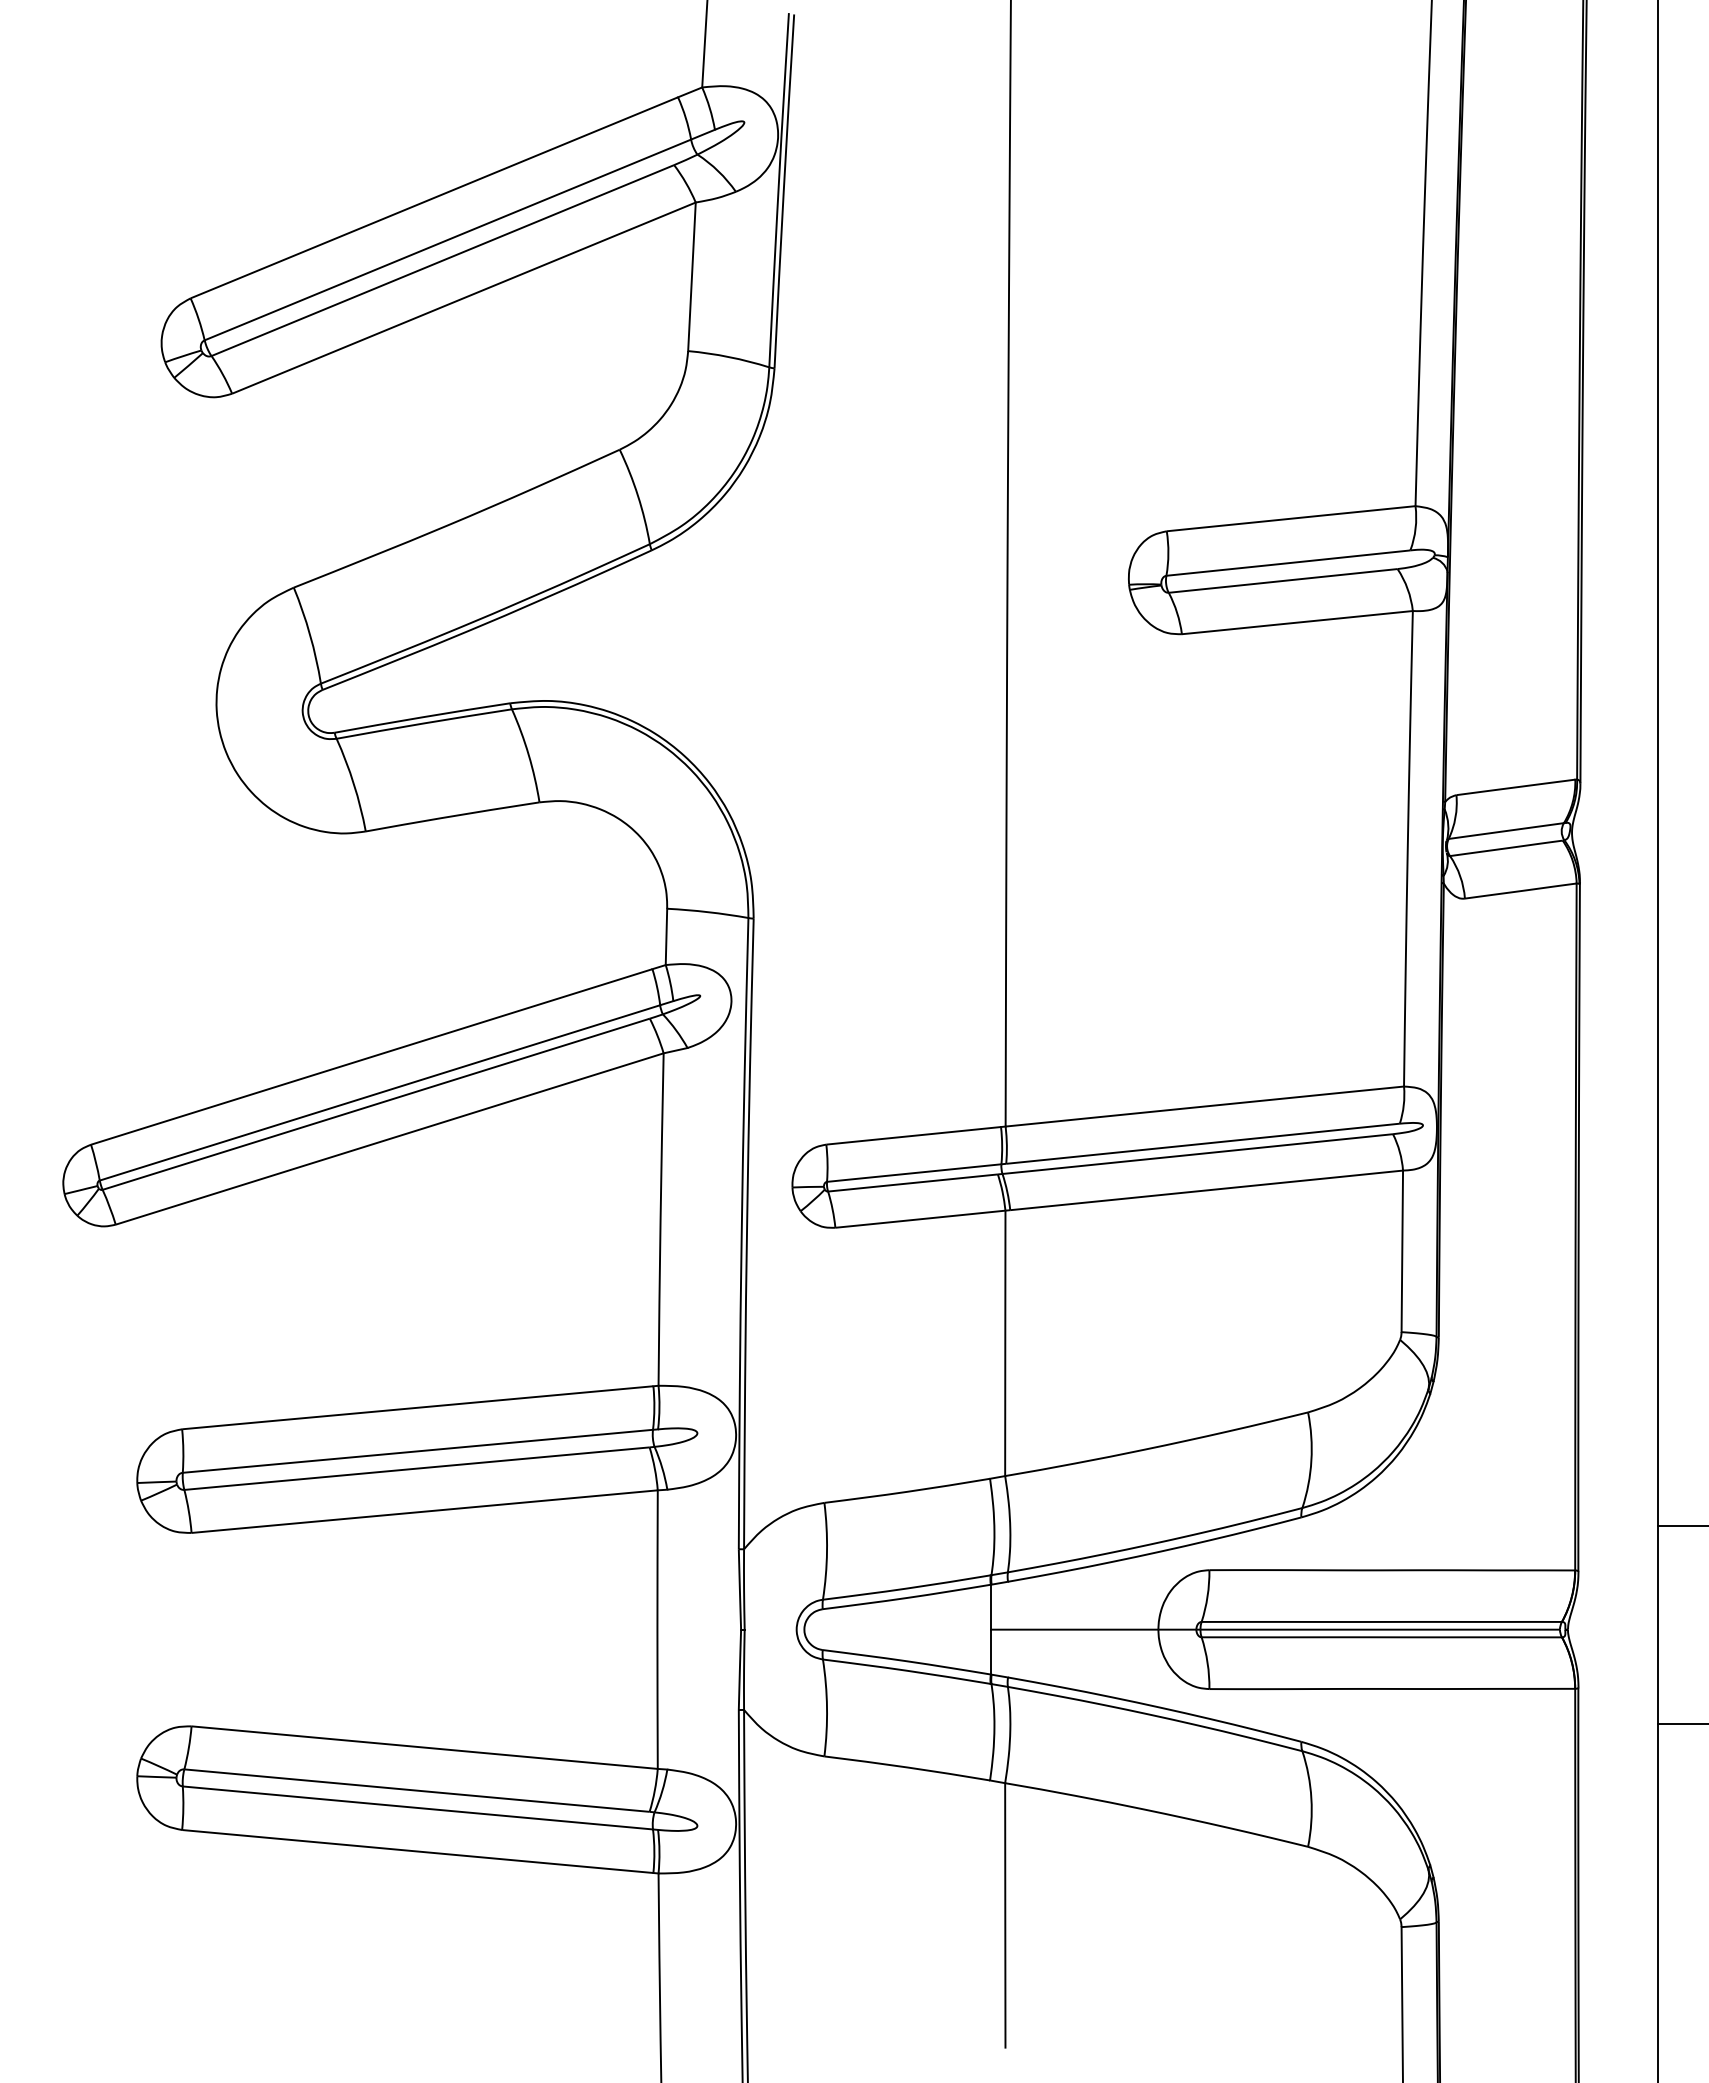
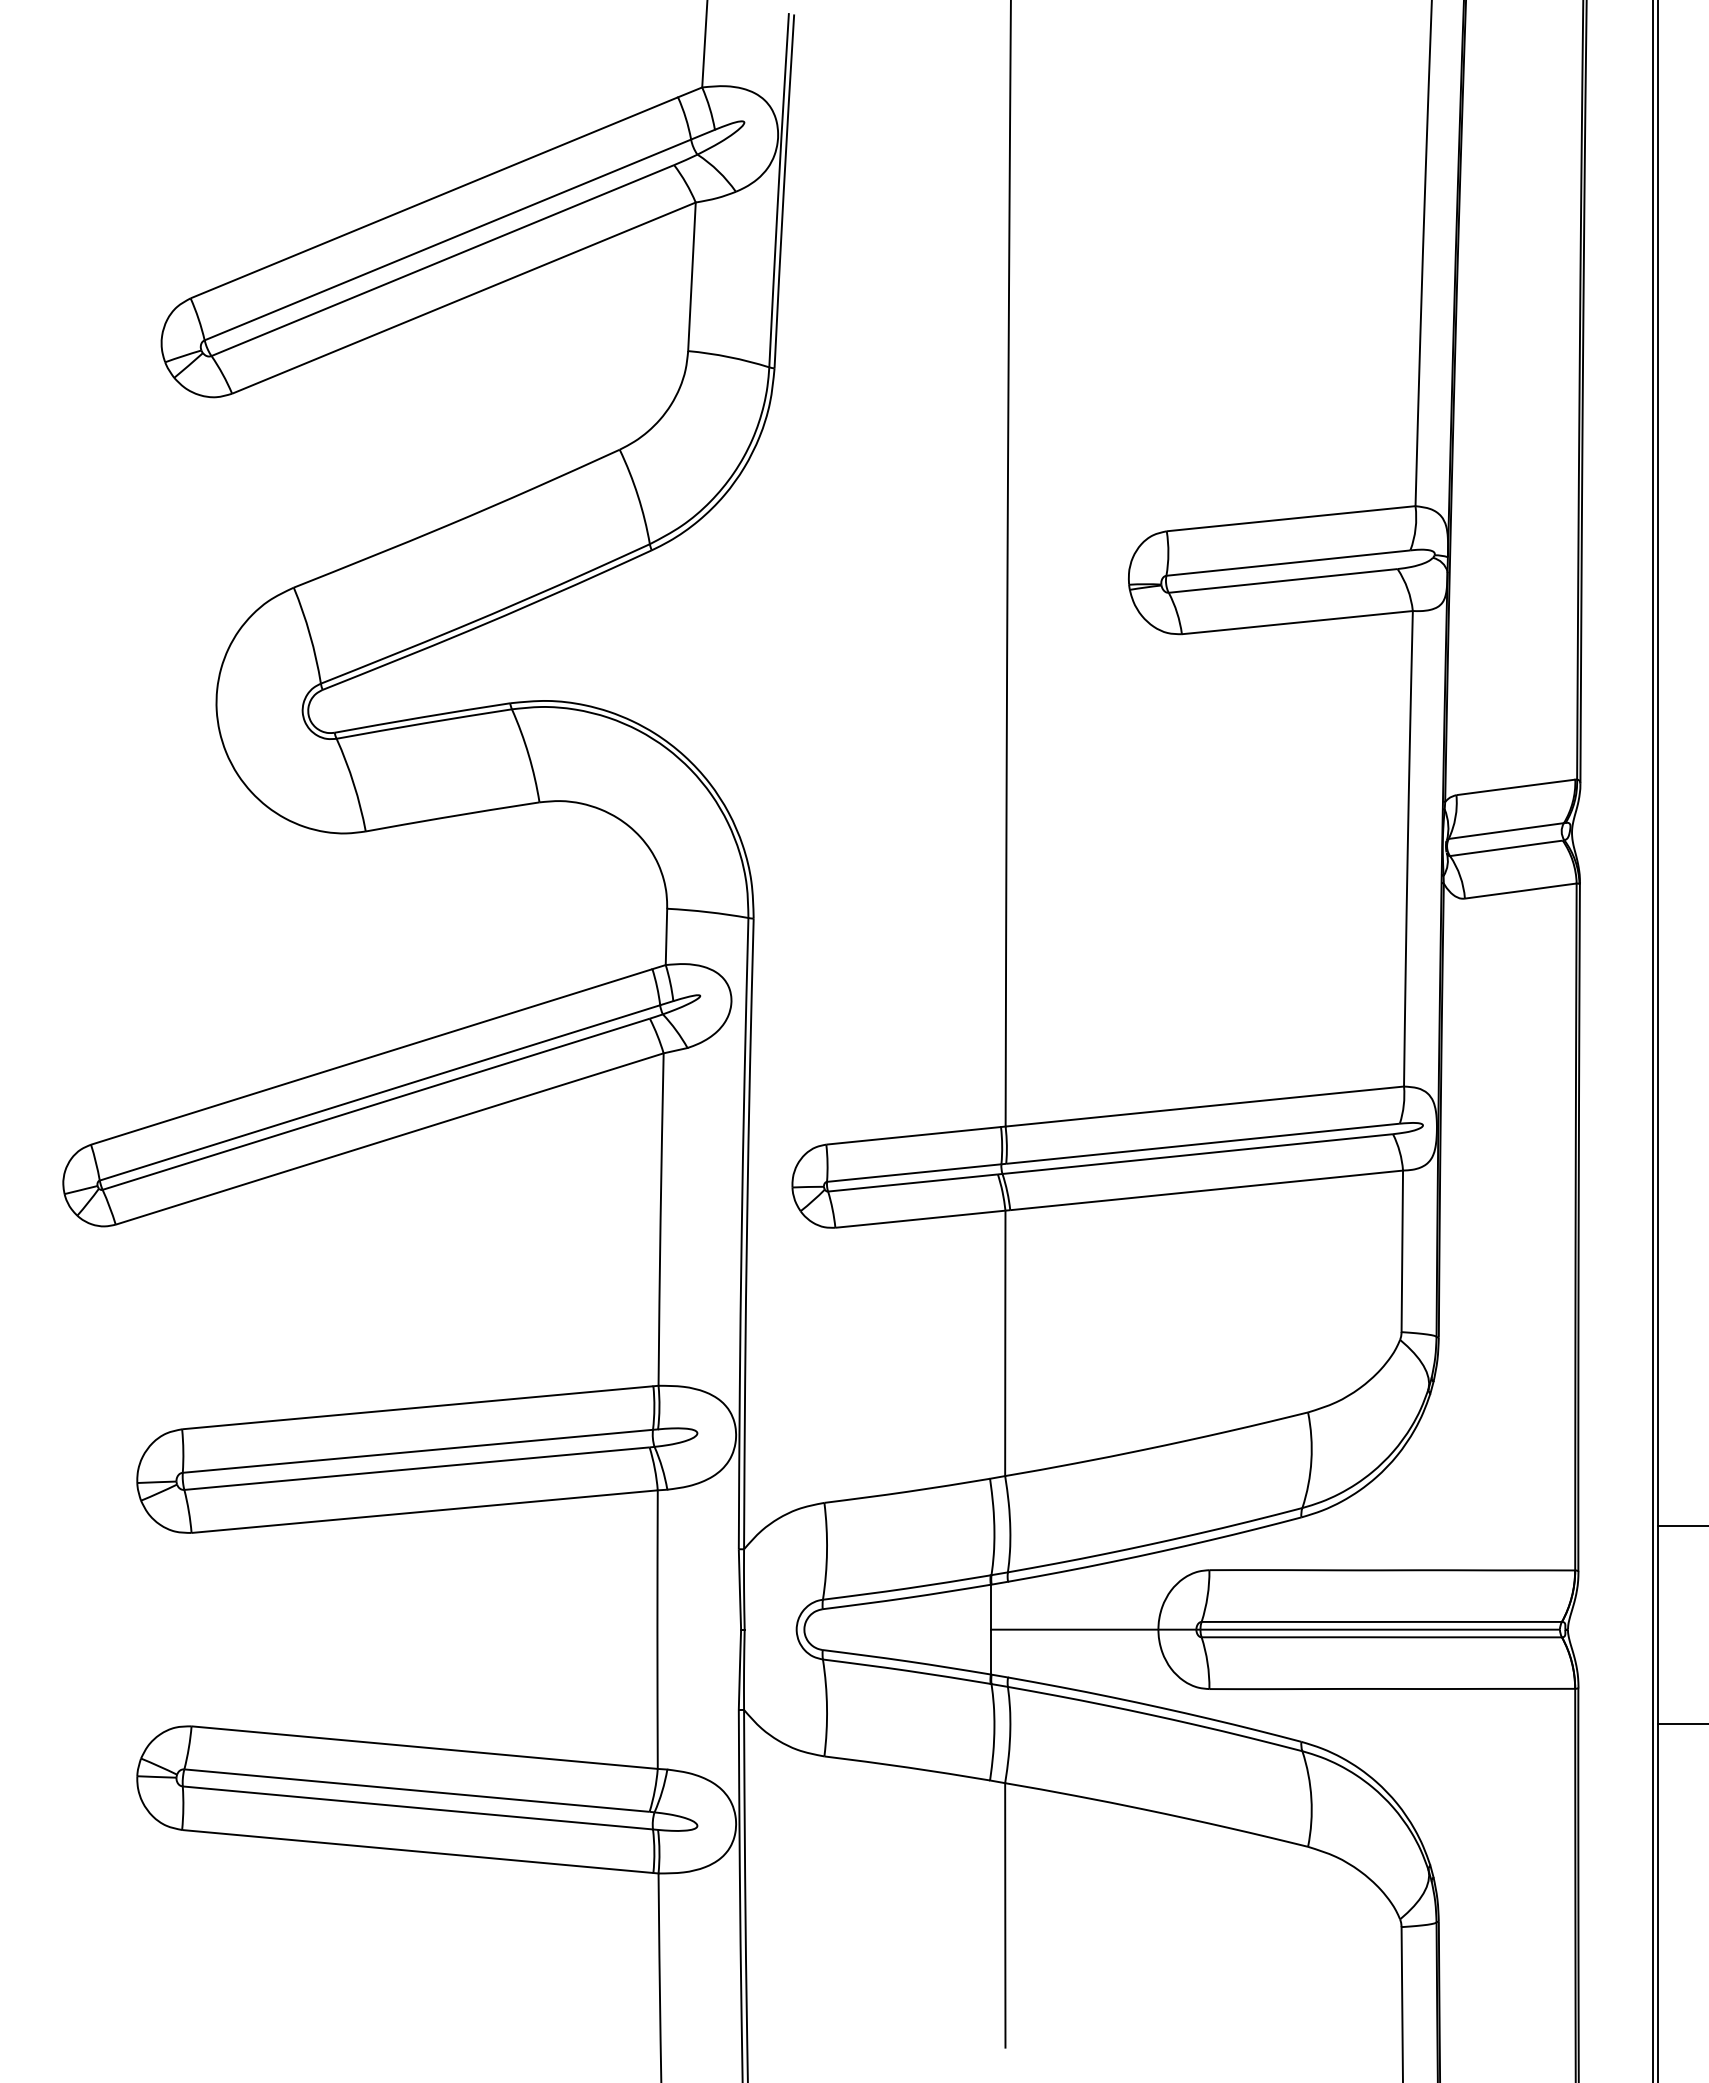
line: none -> present (1652, 1040)
